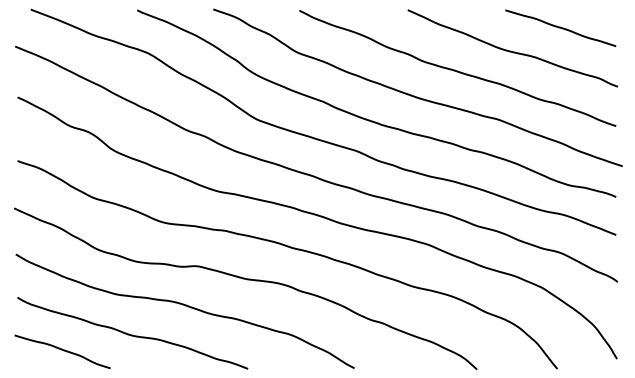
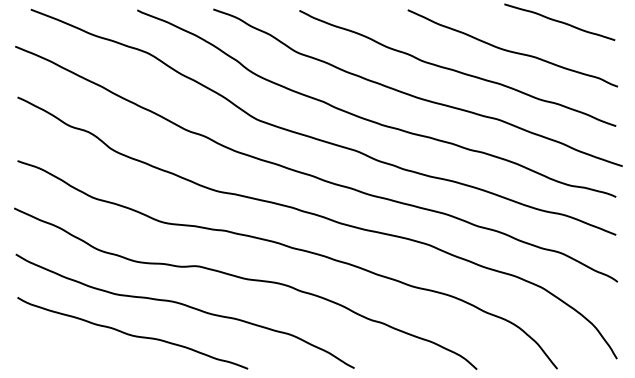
curve position: (560, 28) -> (559, 22) (559, 22)
curve: present -> none (62, 350)
